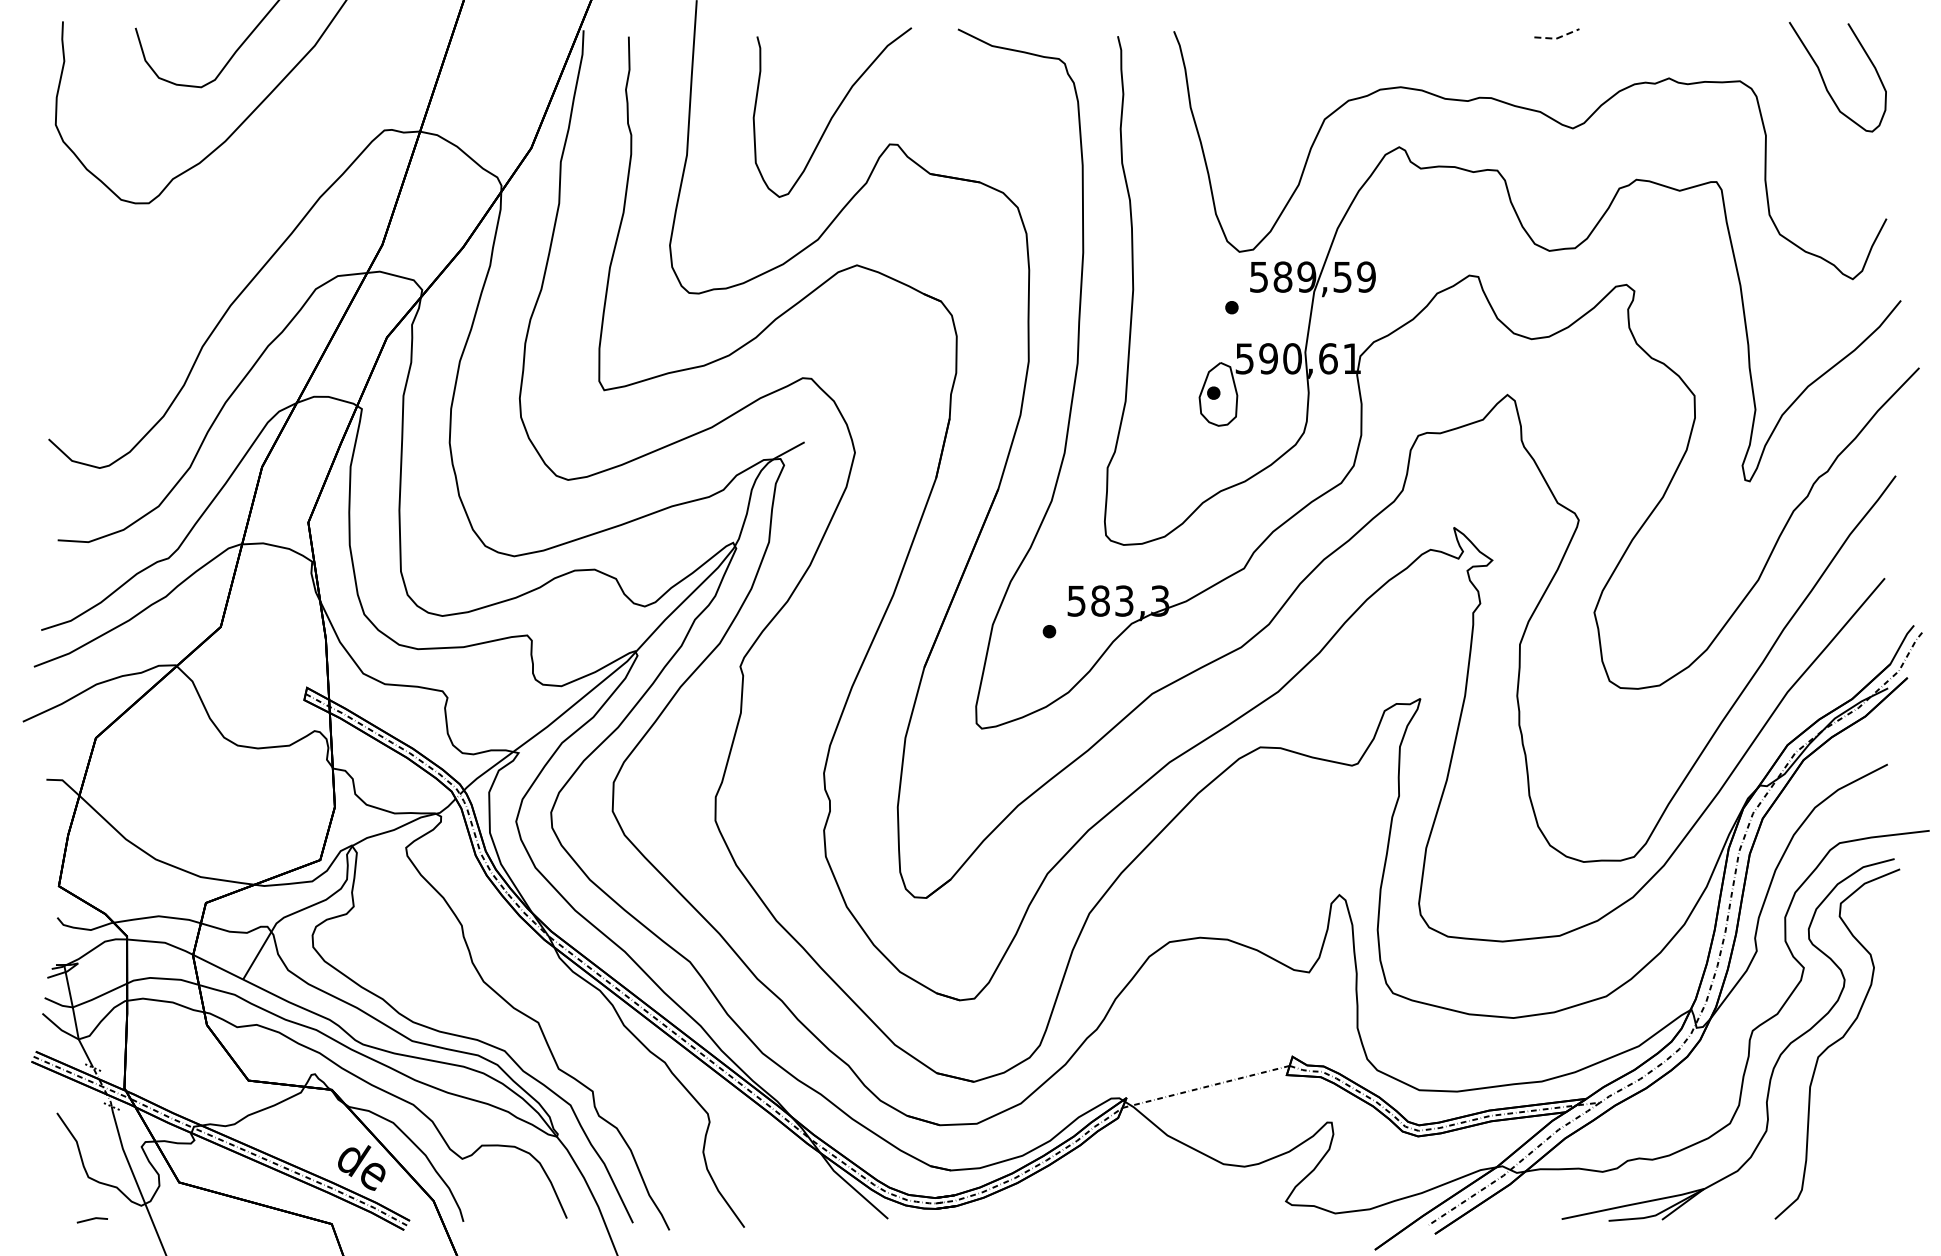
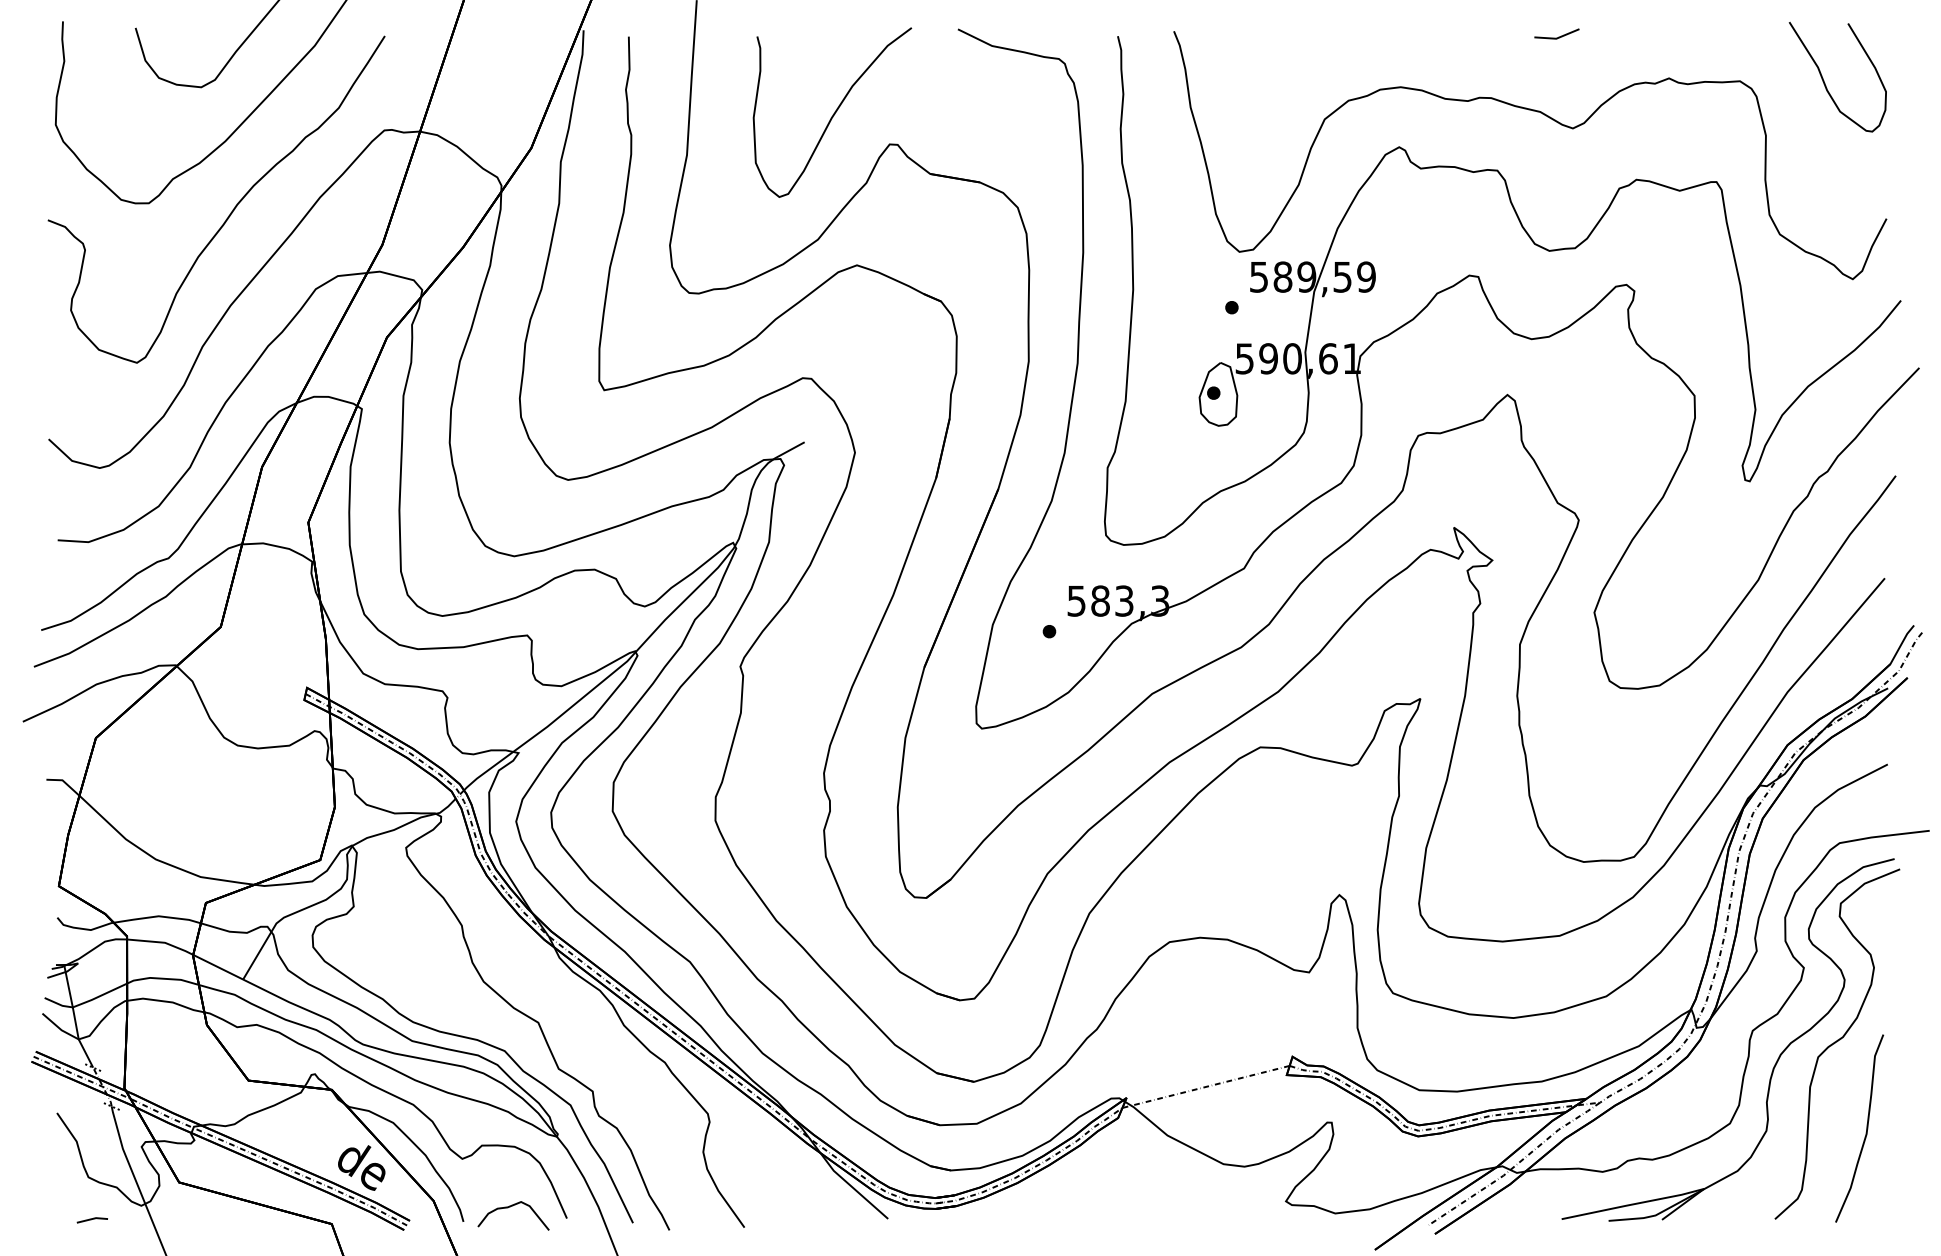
line: dashed -> solid (1558, 38)
curve: none -> present (232, 209)
curve: none -> present (1866, 1128)
curve: none -> present (510, 1207)
